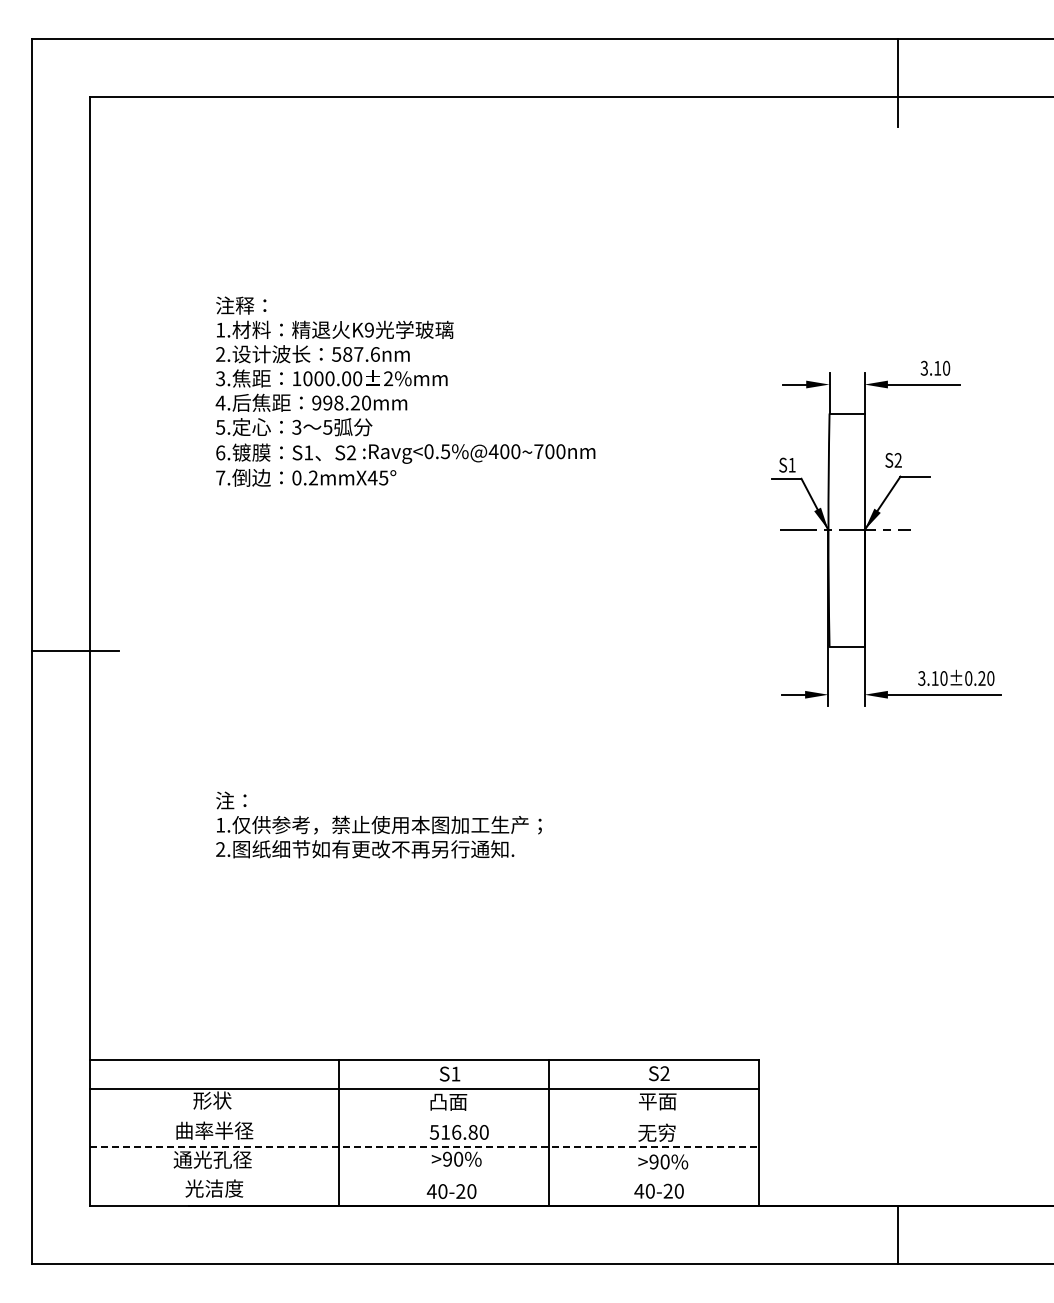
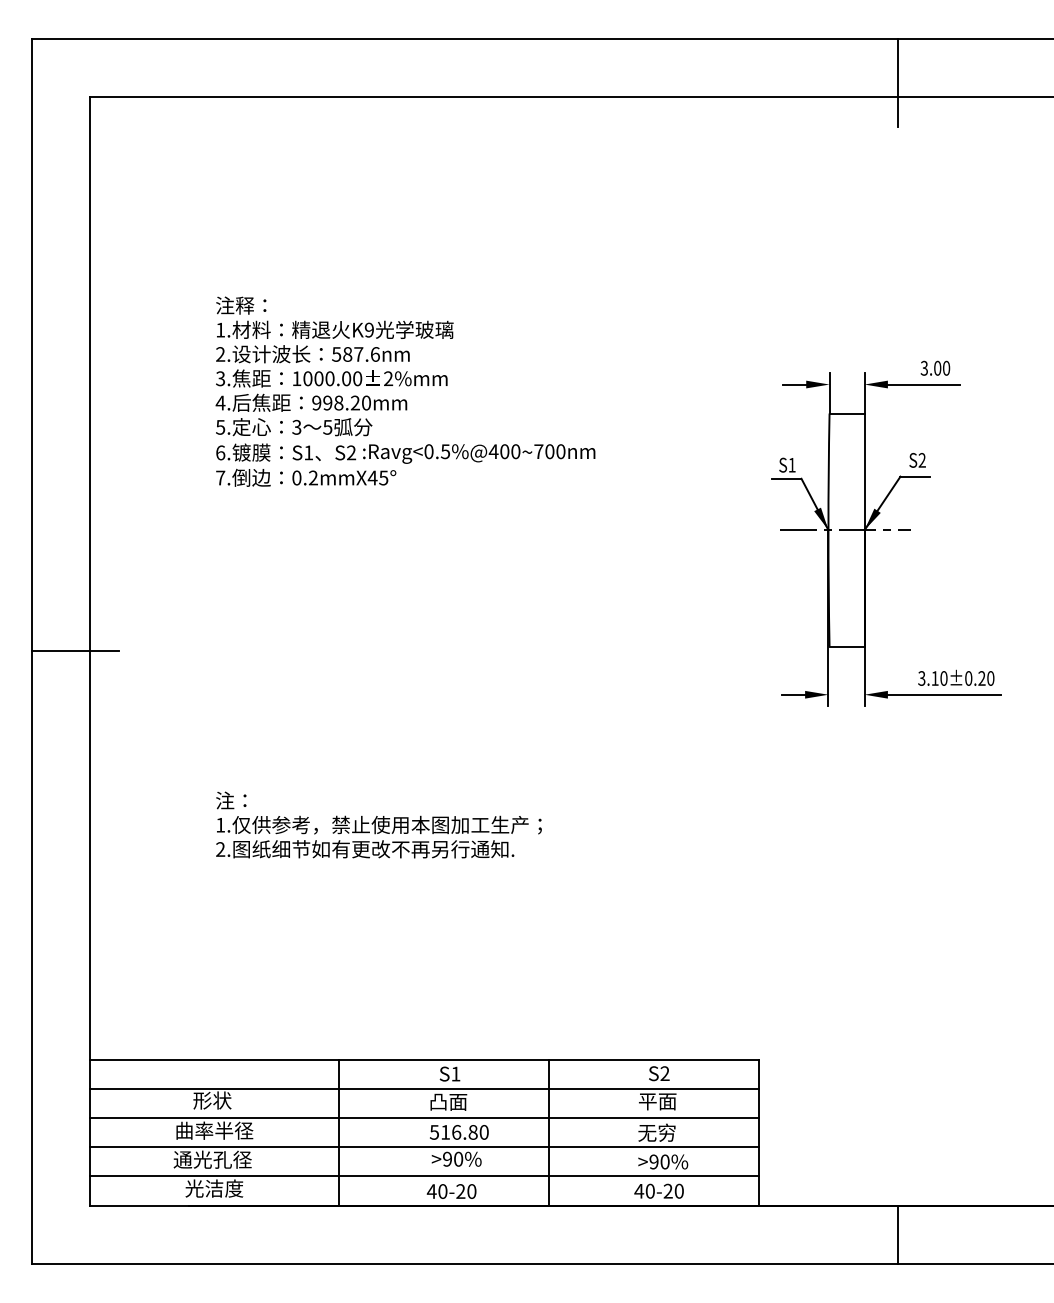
text: 3.10 -> 3.00 (937, 367)
text position: (893, 460) -> (917, 460) (917, 460)
line: none -> present (424, 1118)
line: dashed -> solid (424, 1147)
line: none -> present (424, 1176)
